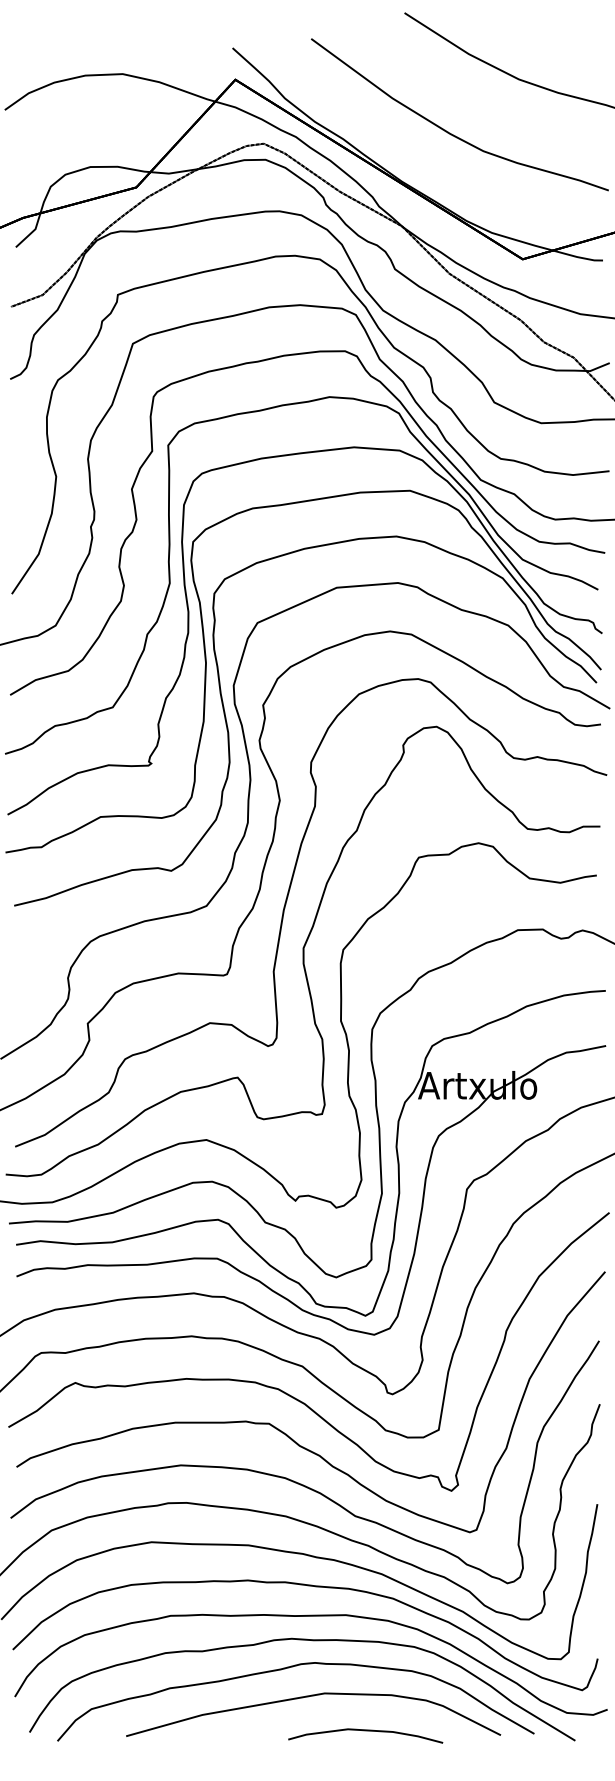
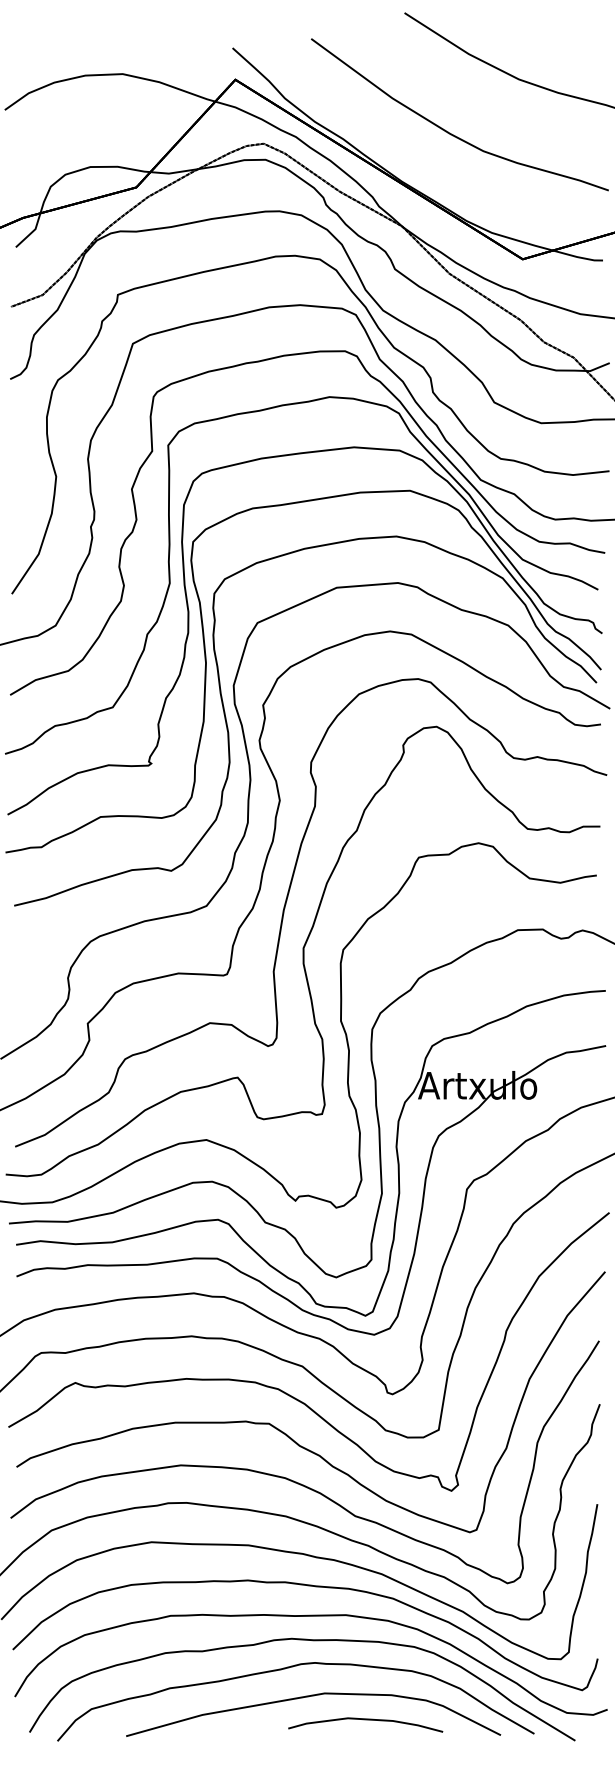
curve position: (365, 1731) -> (365, 1720) (365, 1720)
